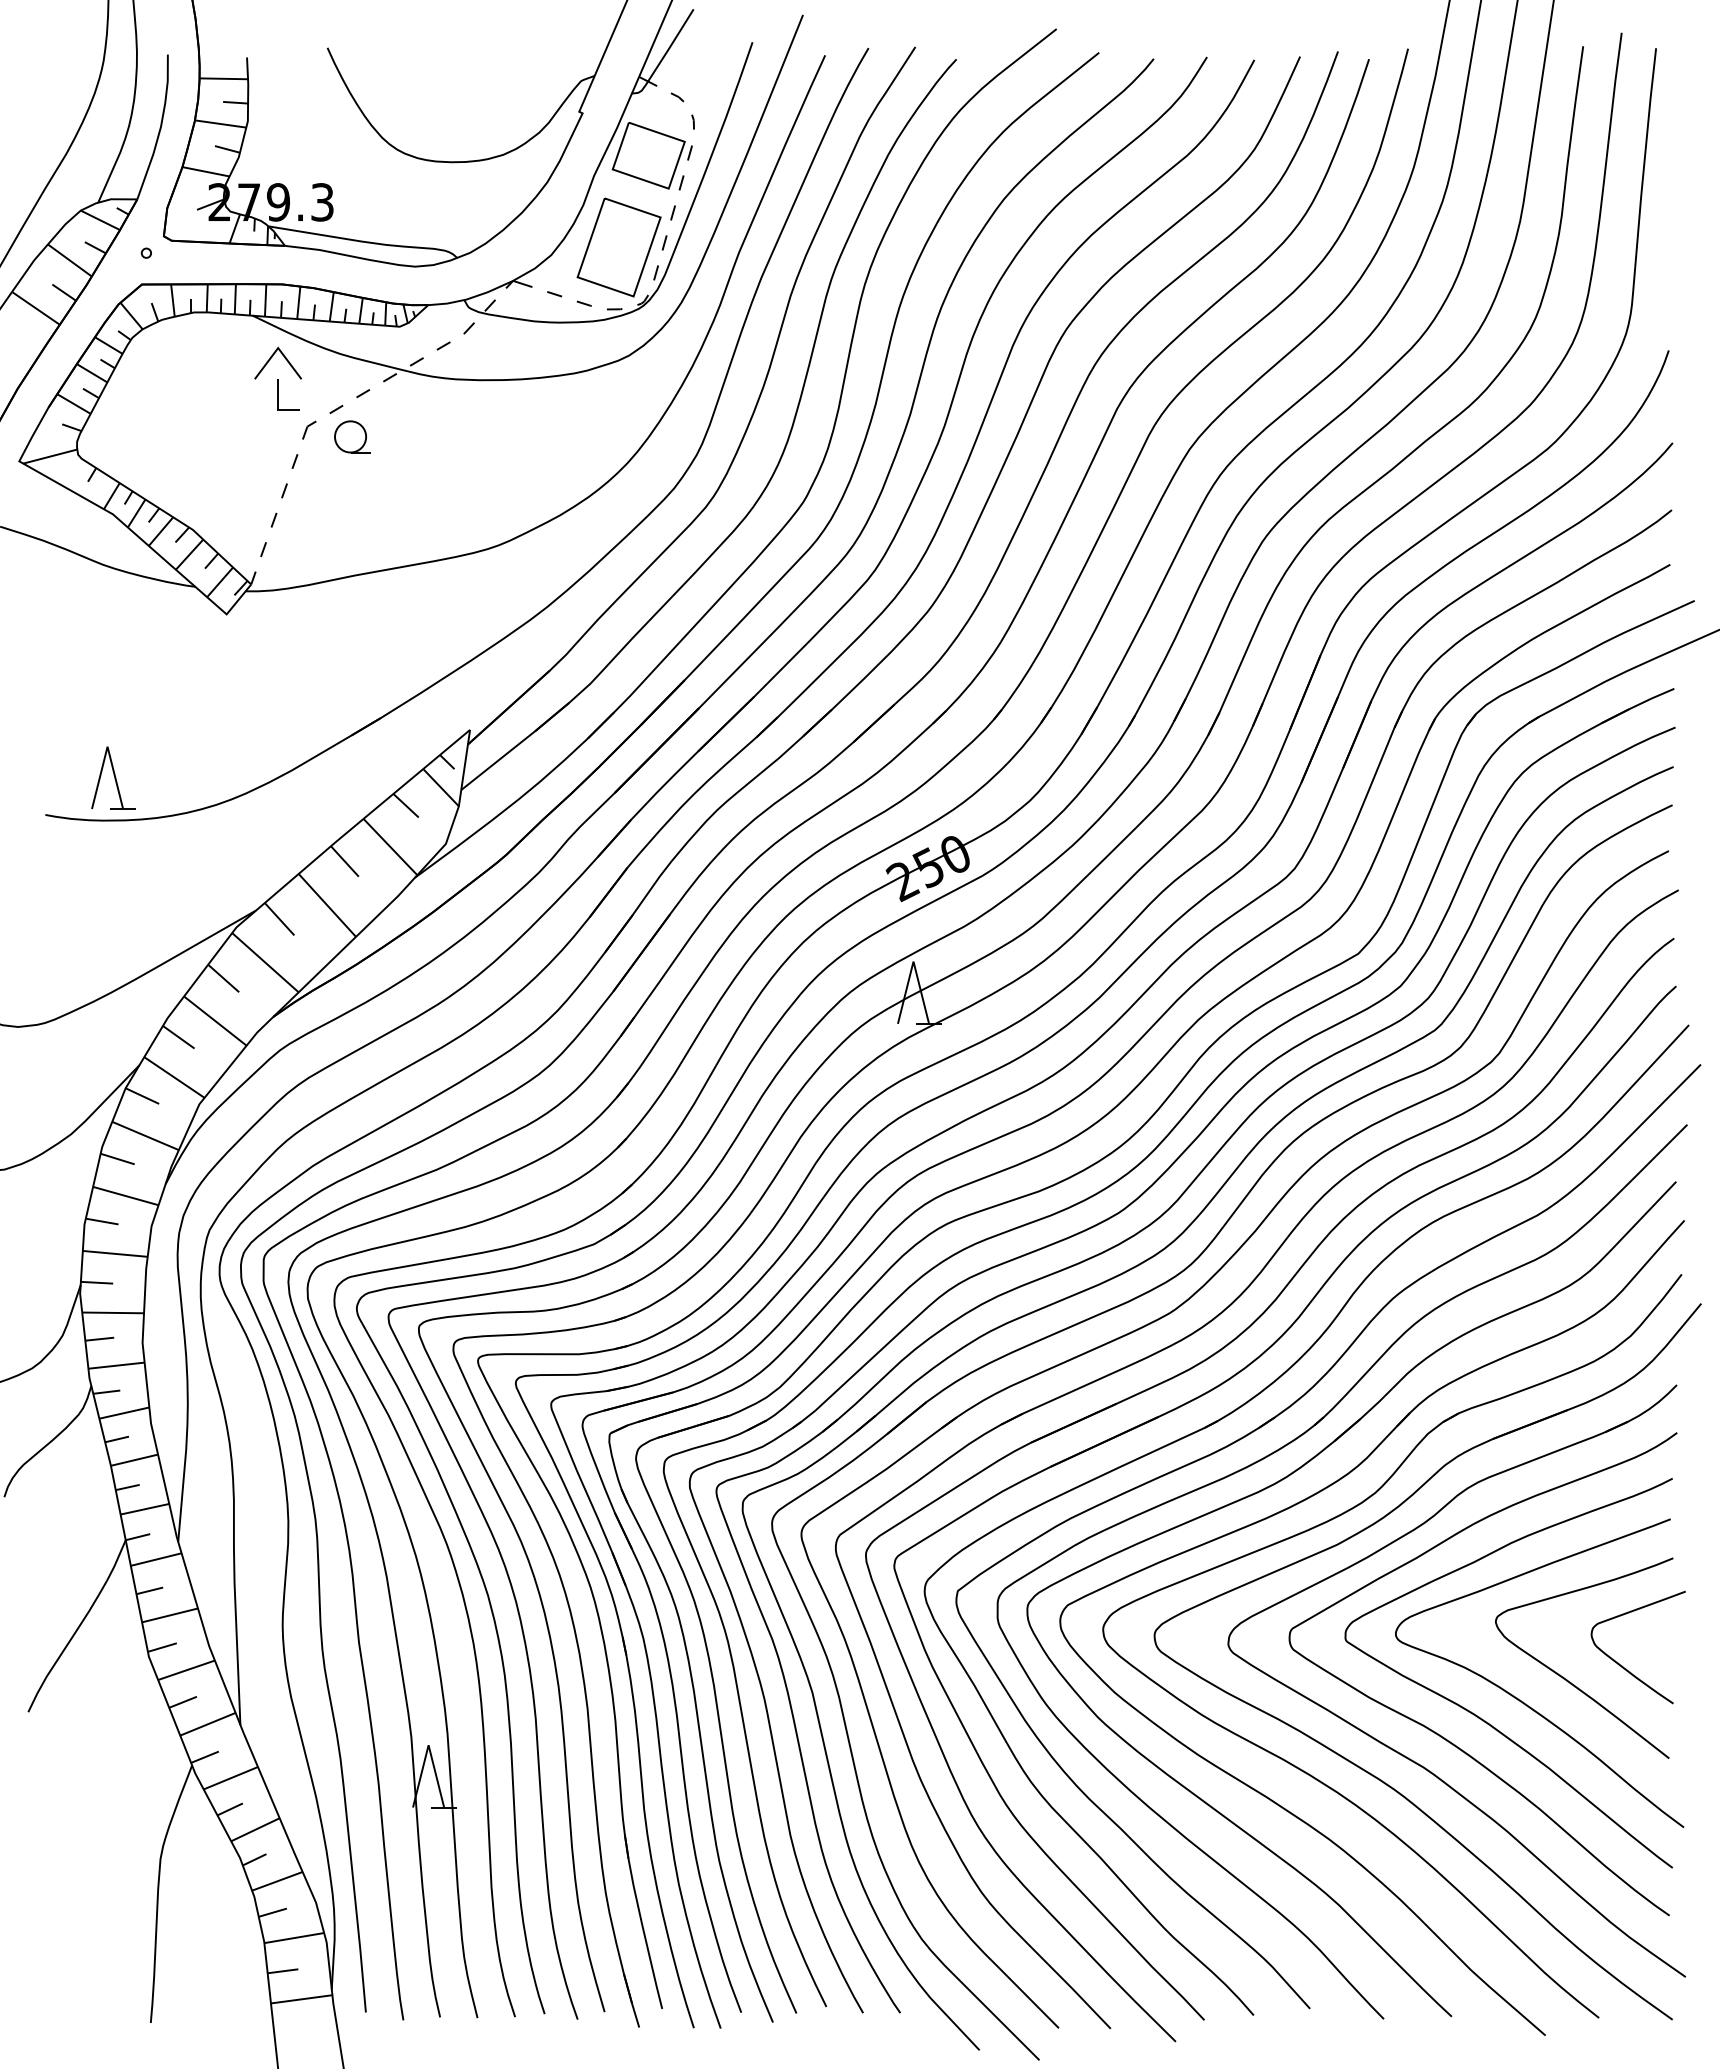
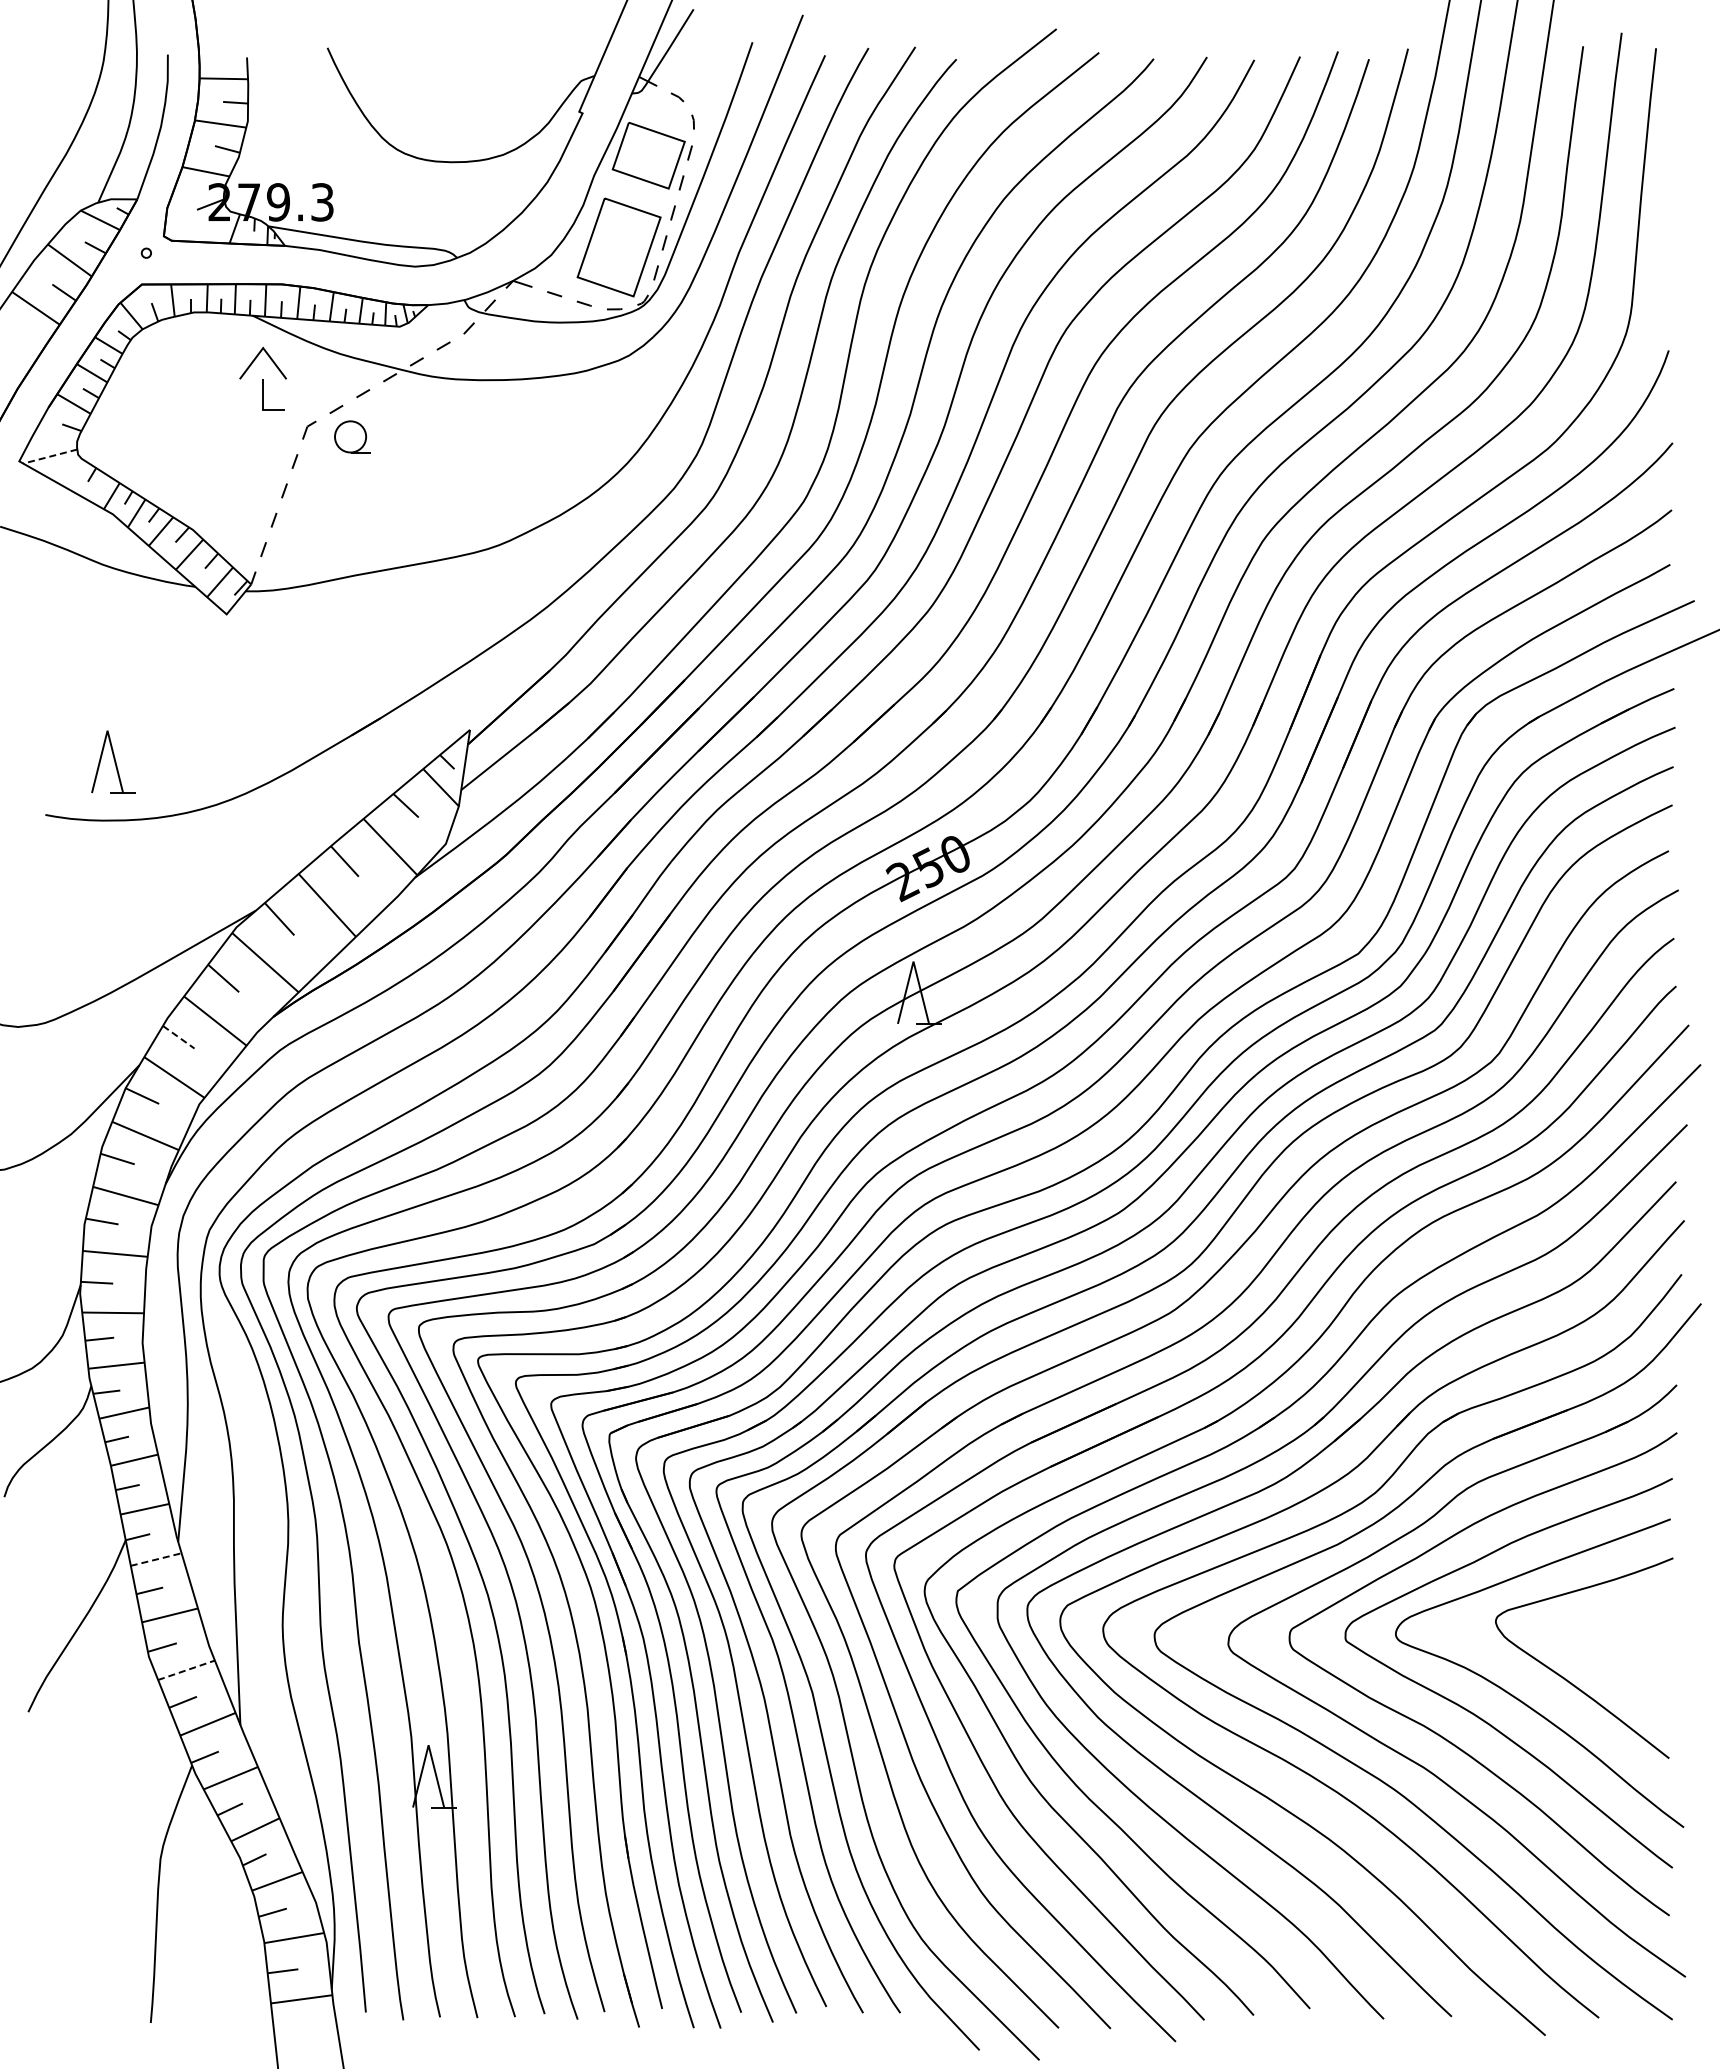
part position: (277, 378) -> (262, 378) (262, 378)
line: solid -> dashed (50, 456)
part position: (113, 777) -> (113, 761) (113, 761)
line: solid -> dashed (179, 1037)
line: solid -> dashed (156, 1559)
curve: present -> none (1622, 1665)
line: solid -> dashed (186, 1670)
